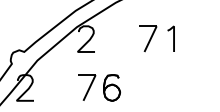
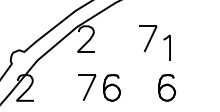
line position: (173, 38) -> (169, 47) (169, 47)
part: none -> present (166, 87)
